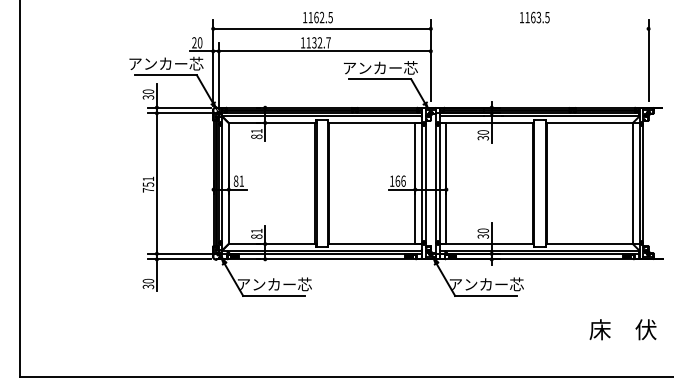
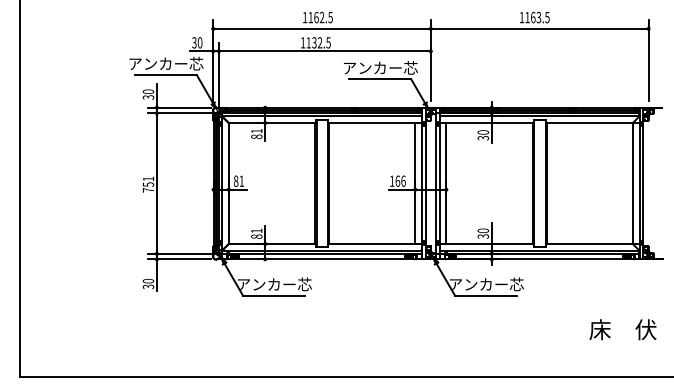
line: none -> present (539, 28)
text: 1132.7 -> 1132.5 (328, 42)
text: 20 -> 30 (194, 43)
